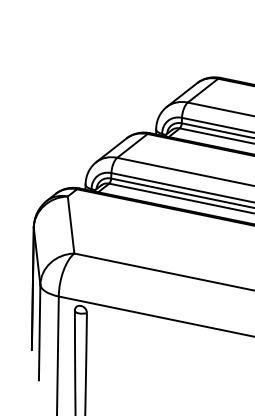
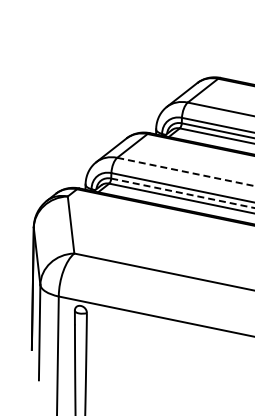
line: solid -> dashed (185, 171)
line: solid -> dashed (183, 193)
